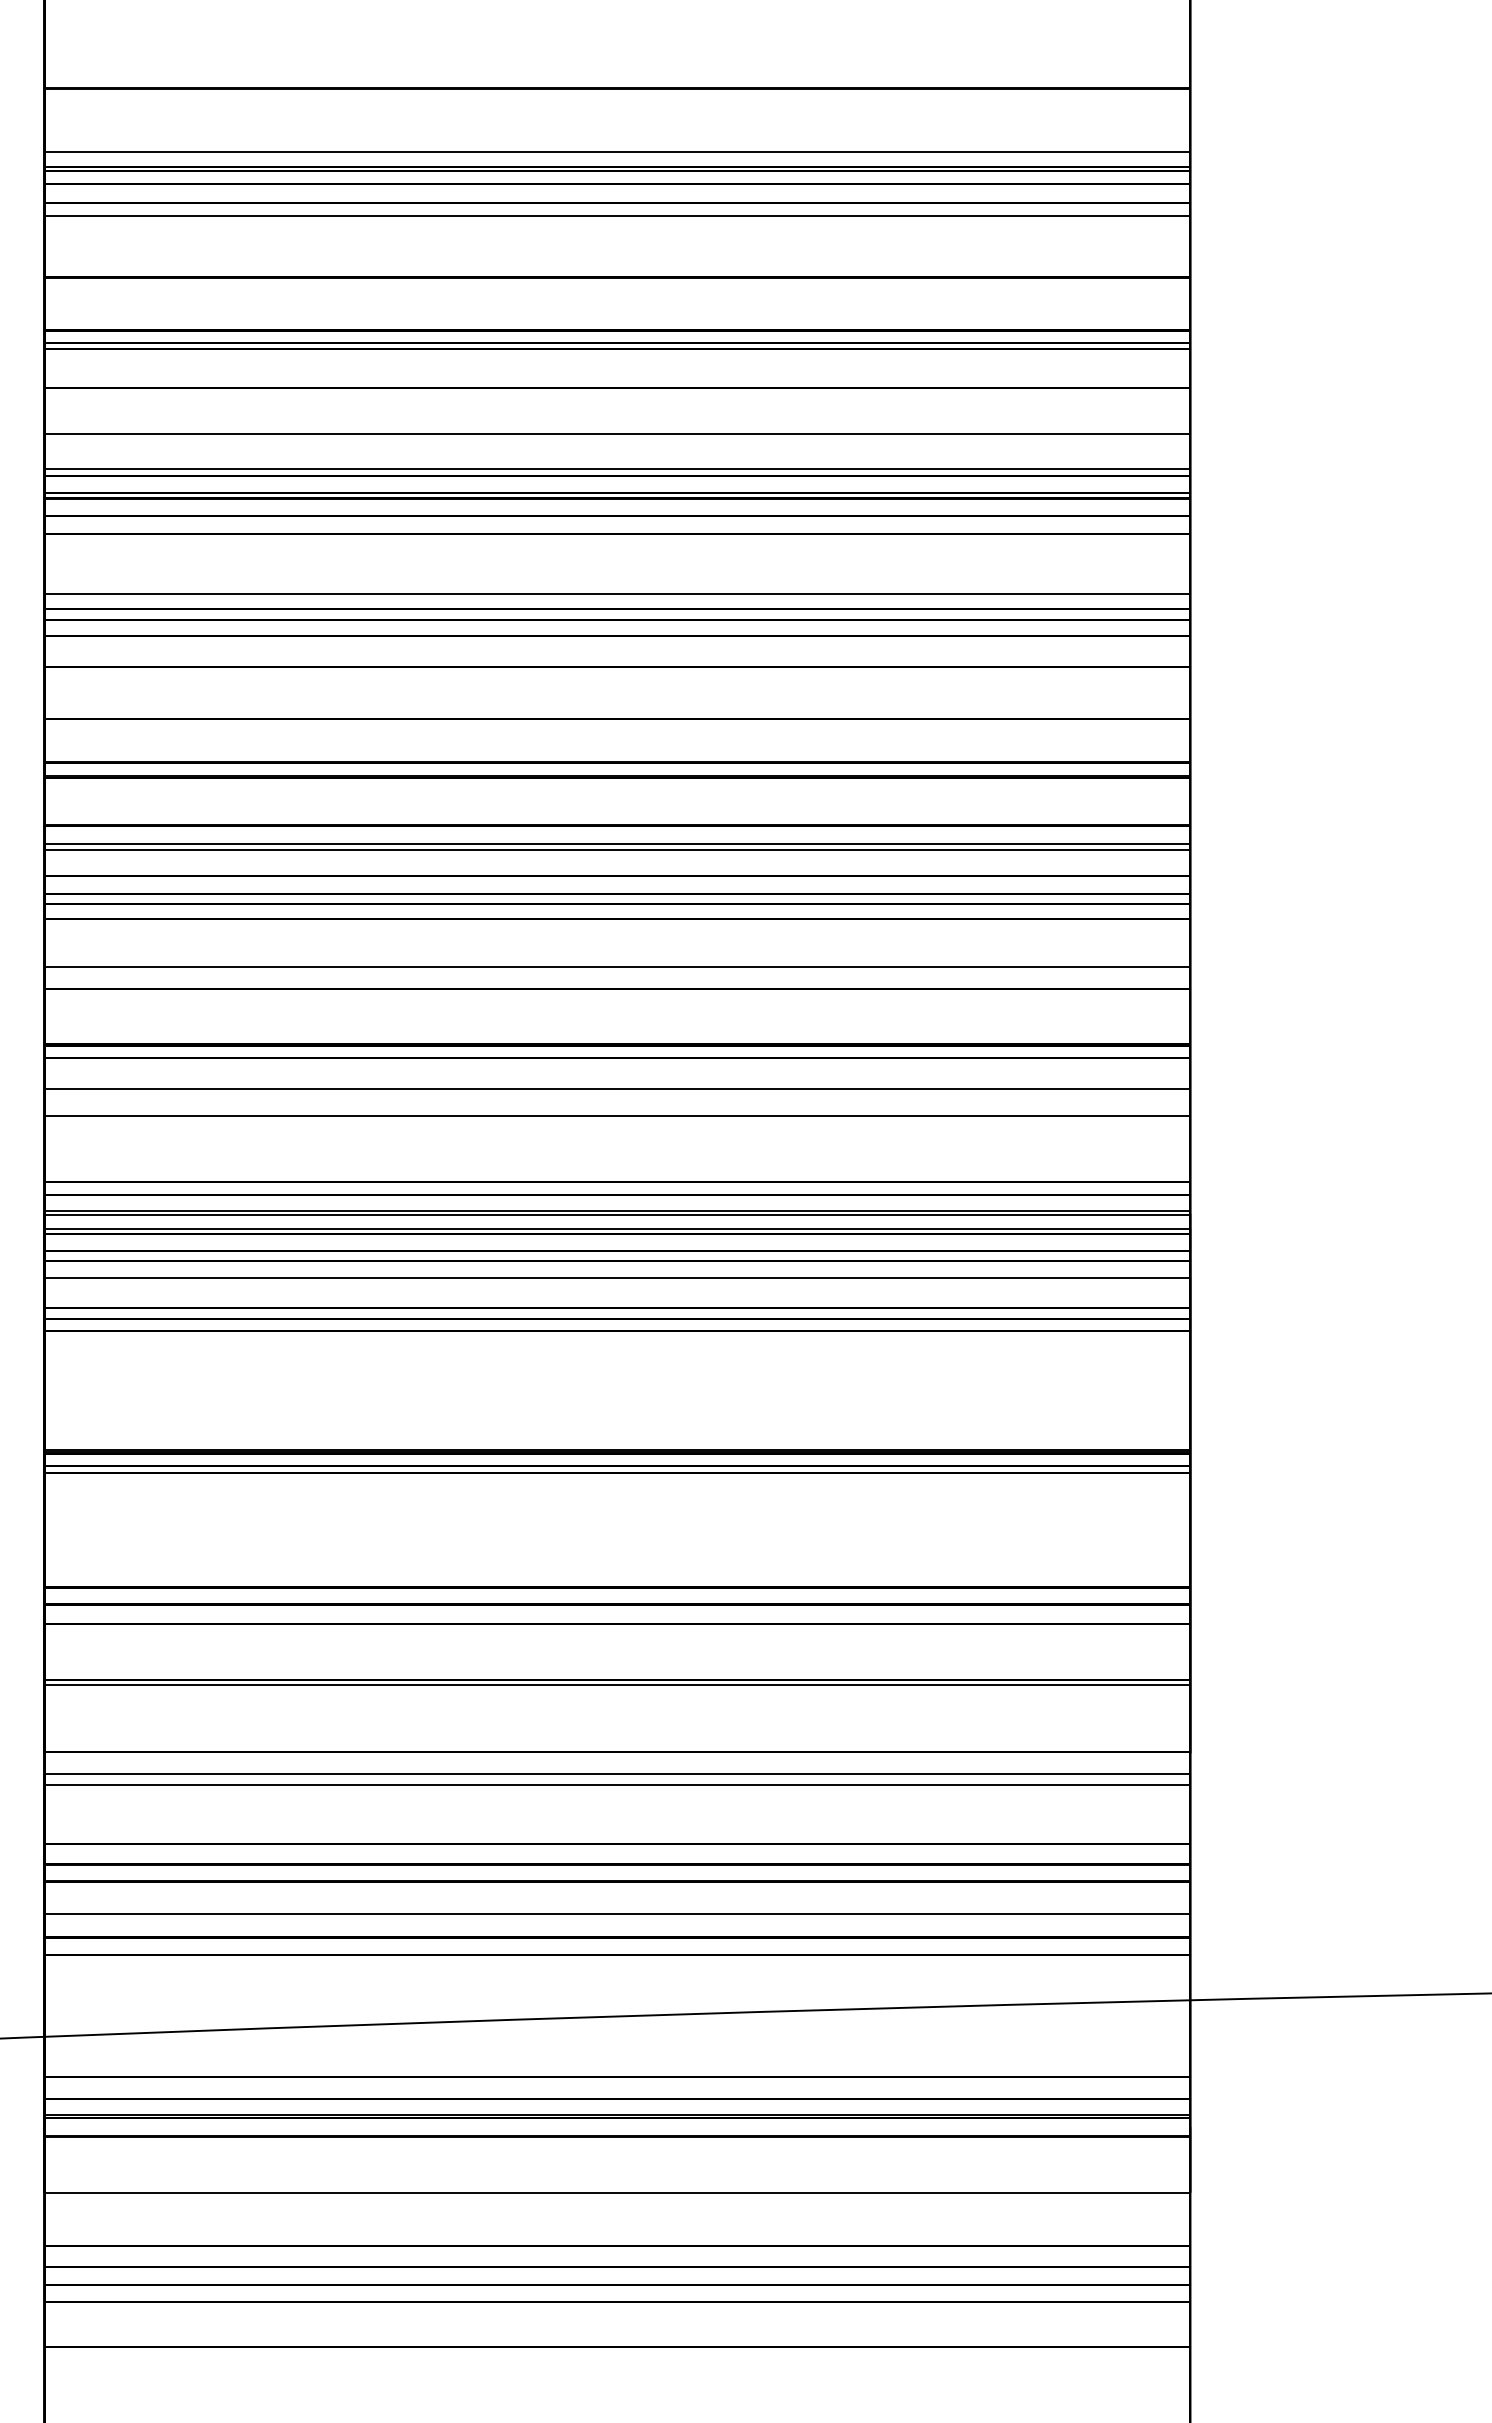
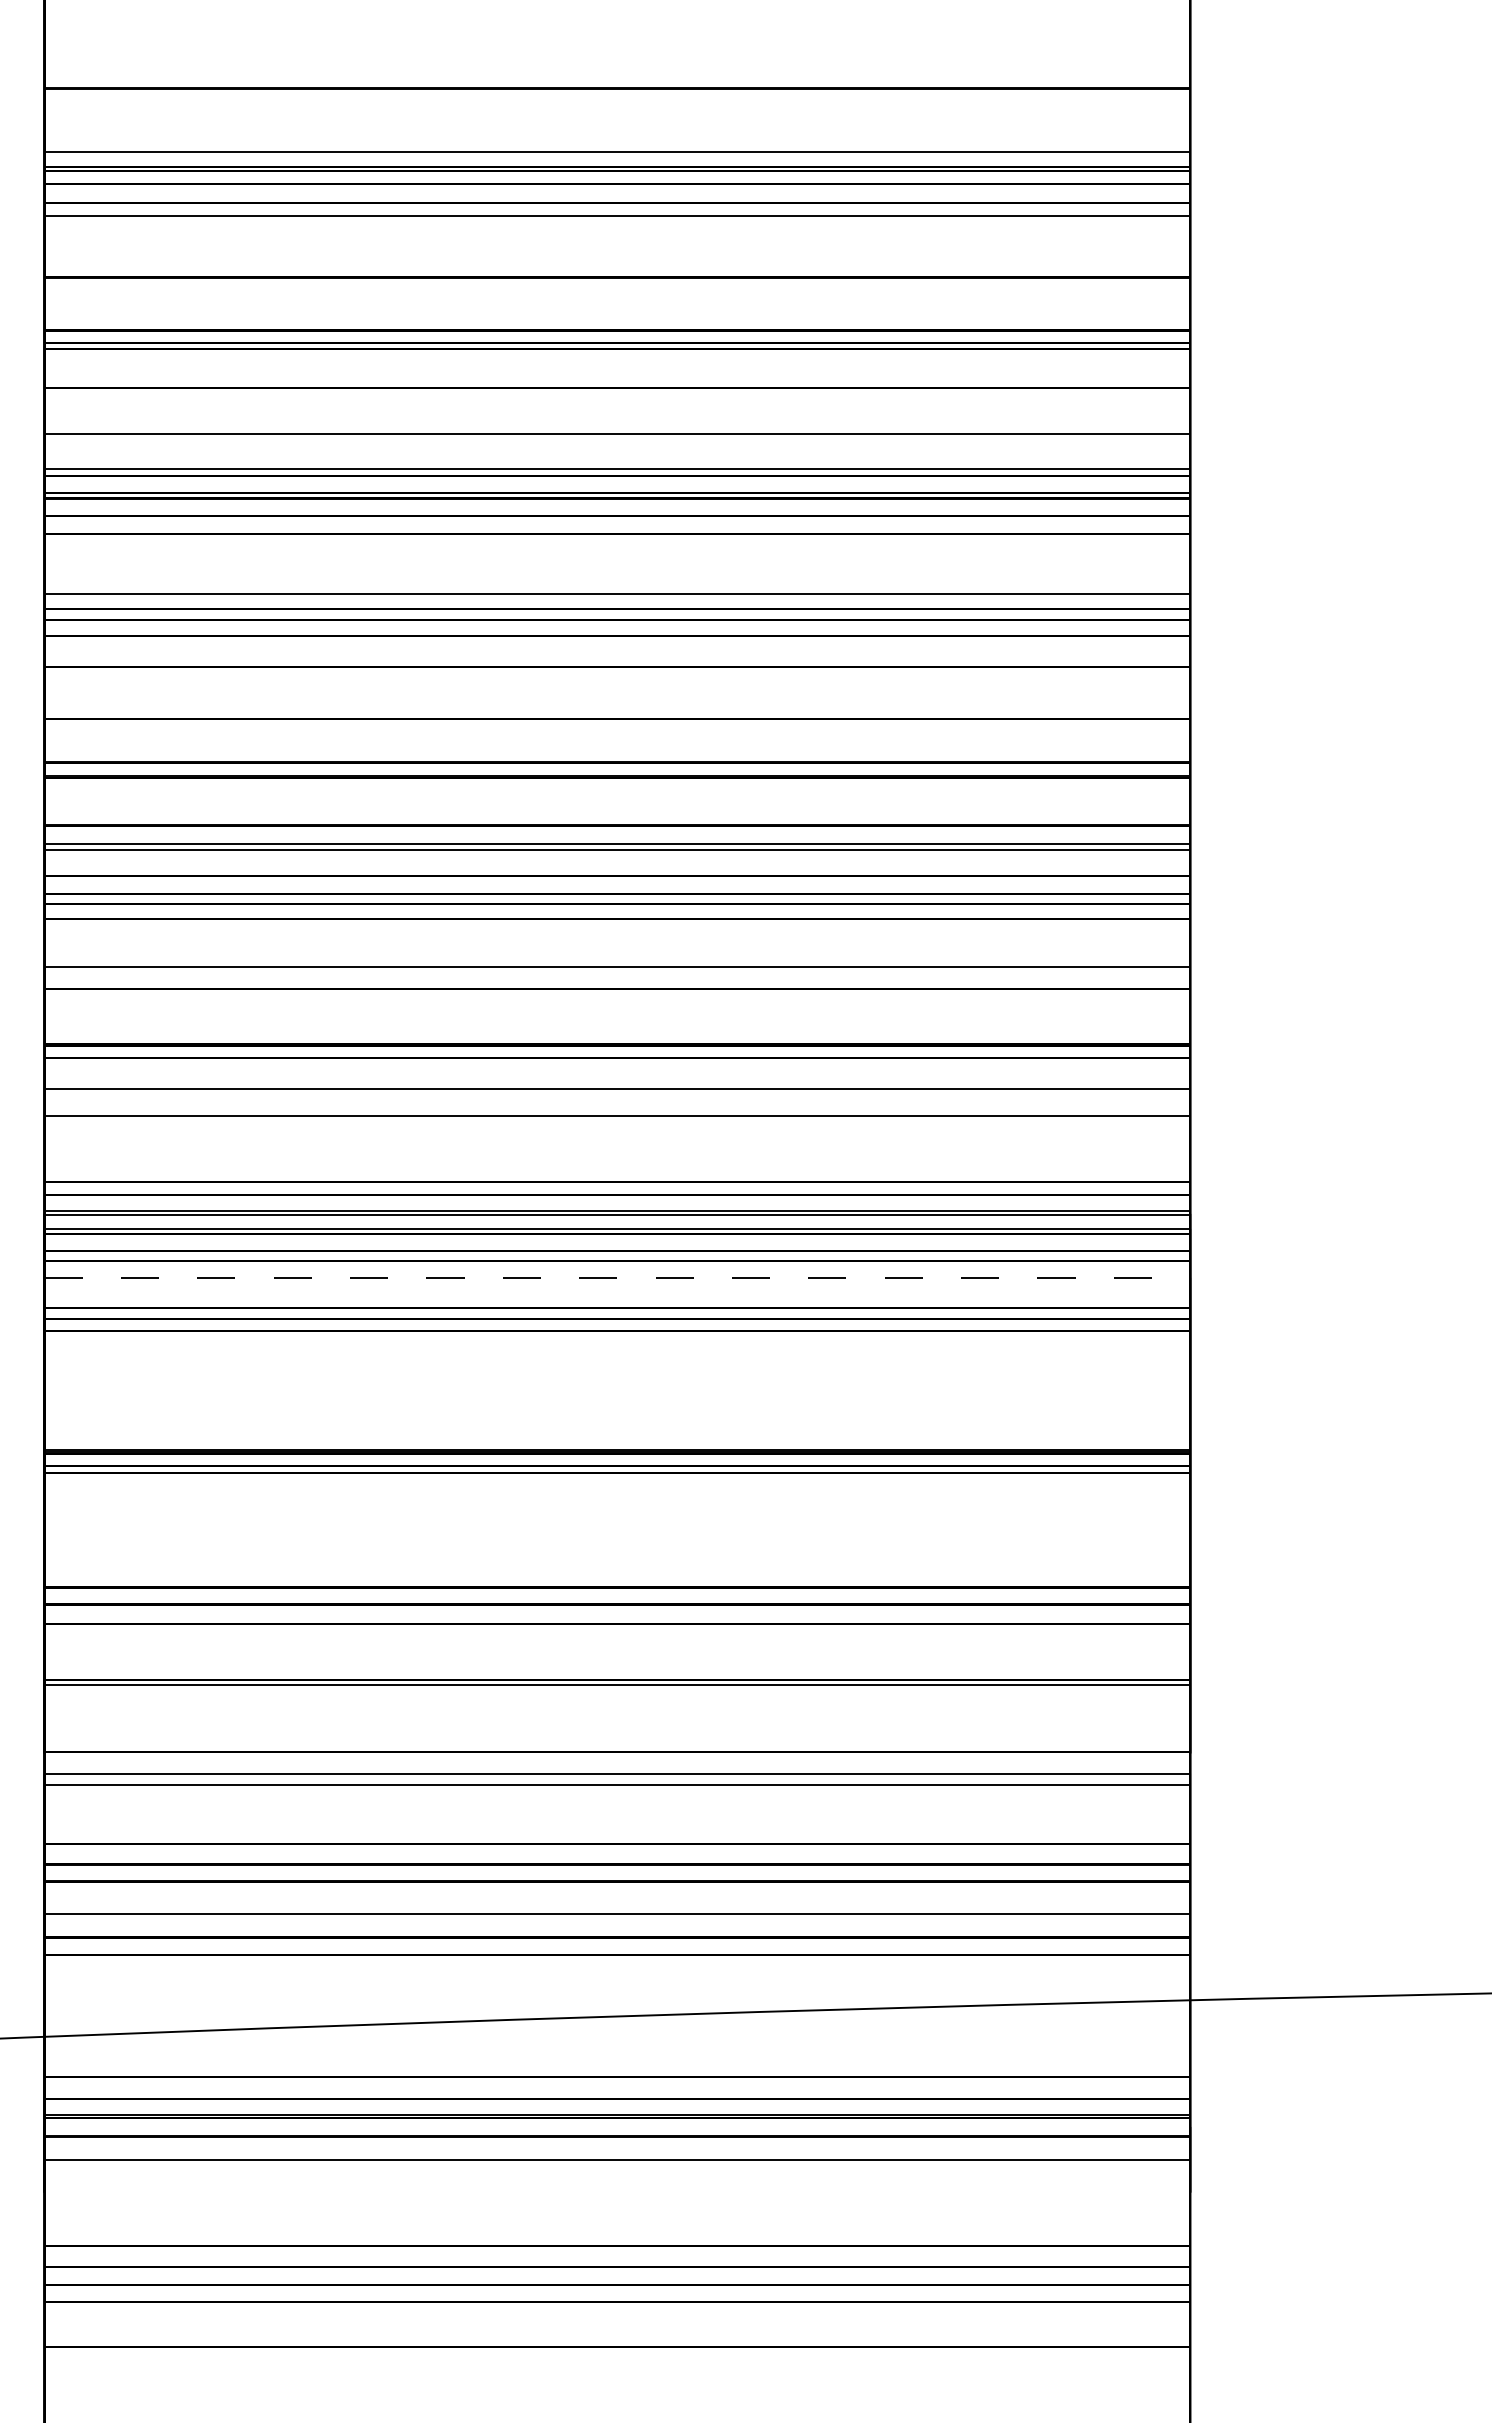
line: solid -> dashed (617, 1277)
line position: (617, 2192) -> (617, 2159) (617, 2159)
